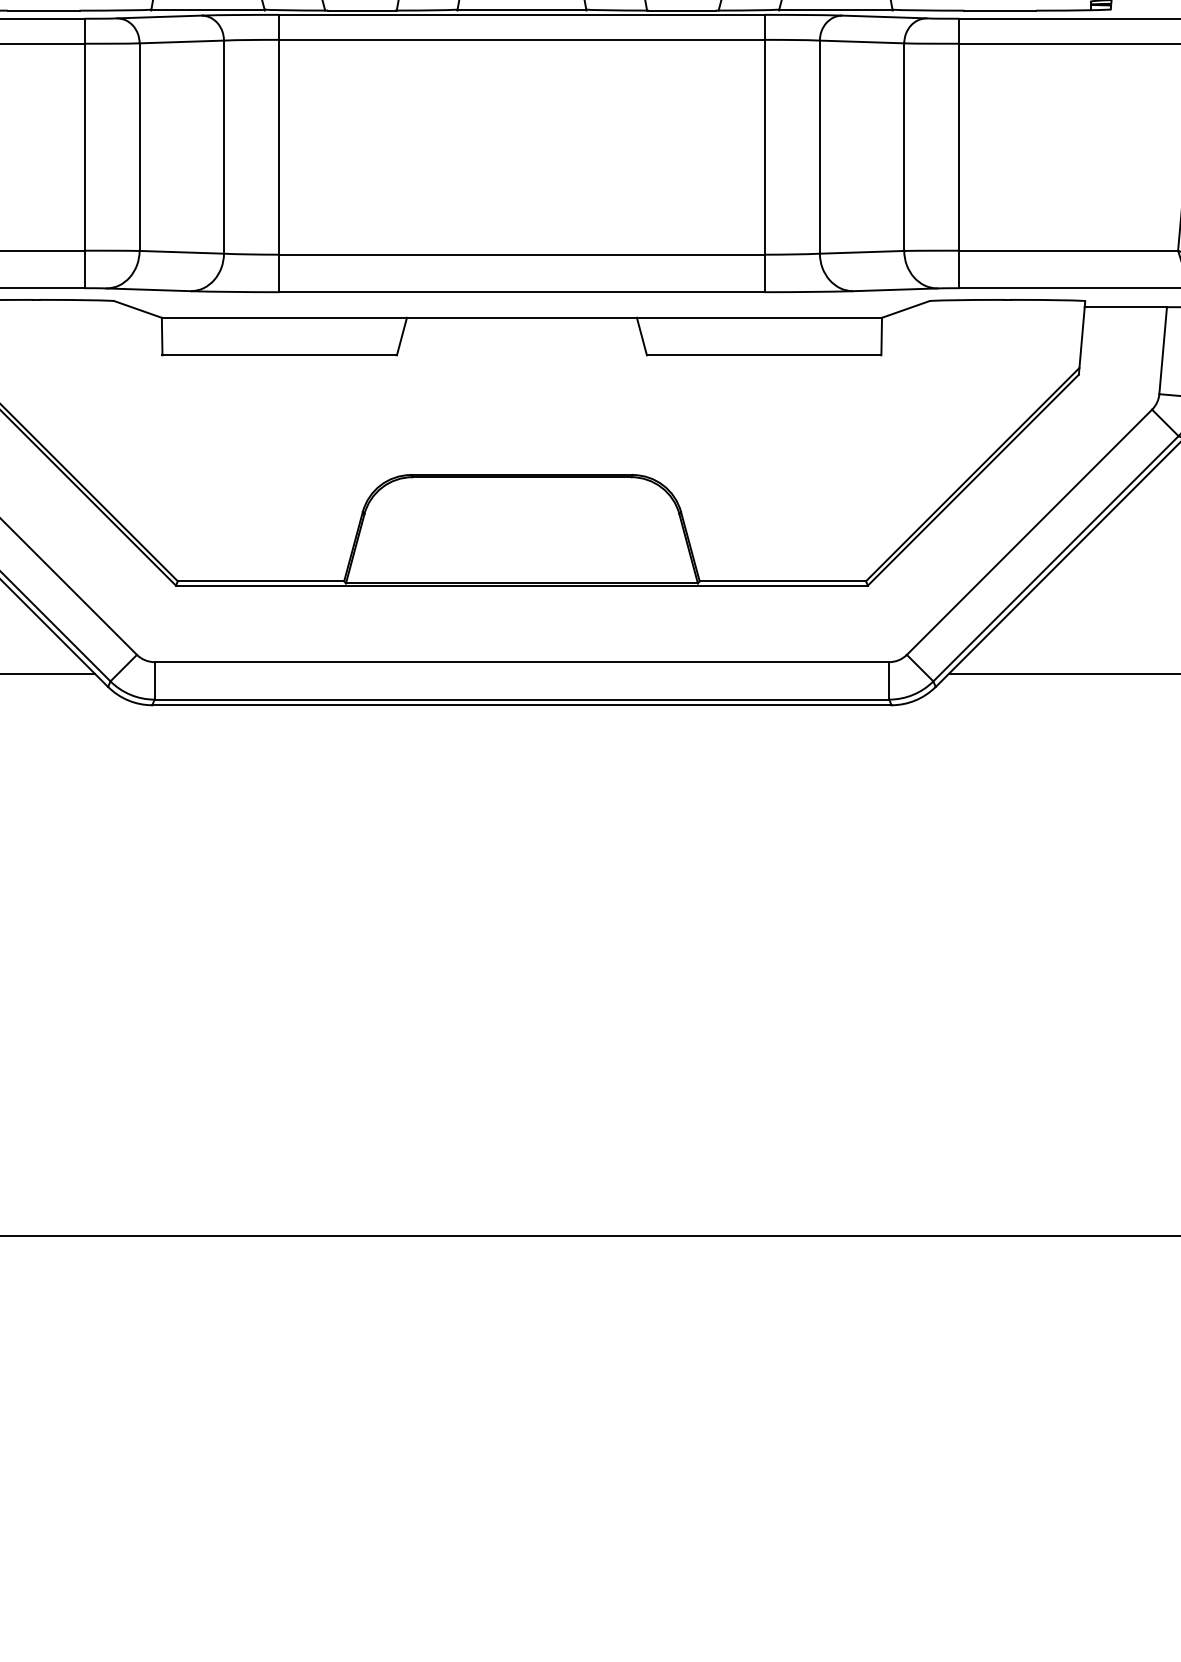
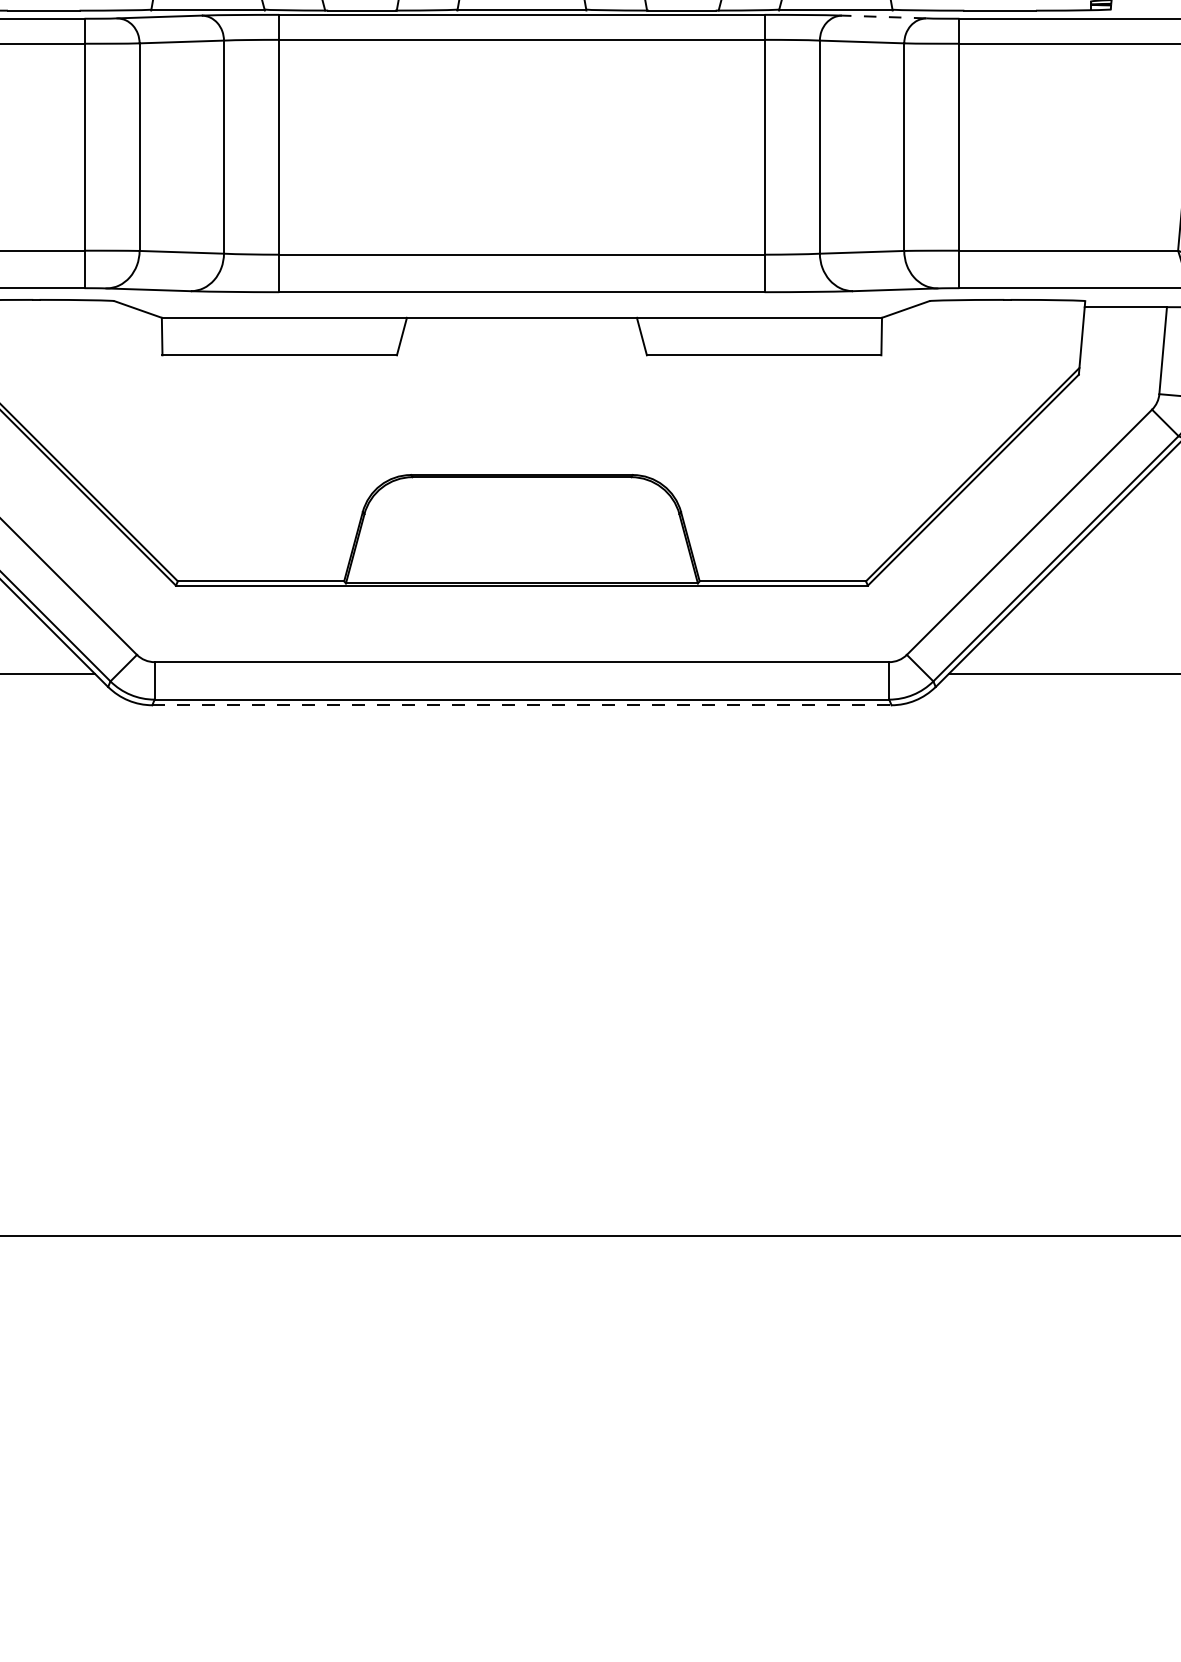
line: solid -> dashed (883, 16)
line: solid -> dashed (521, 705)
